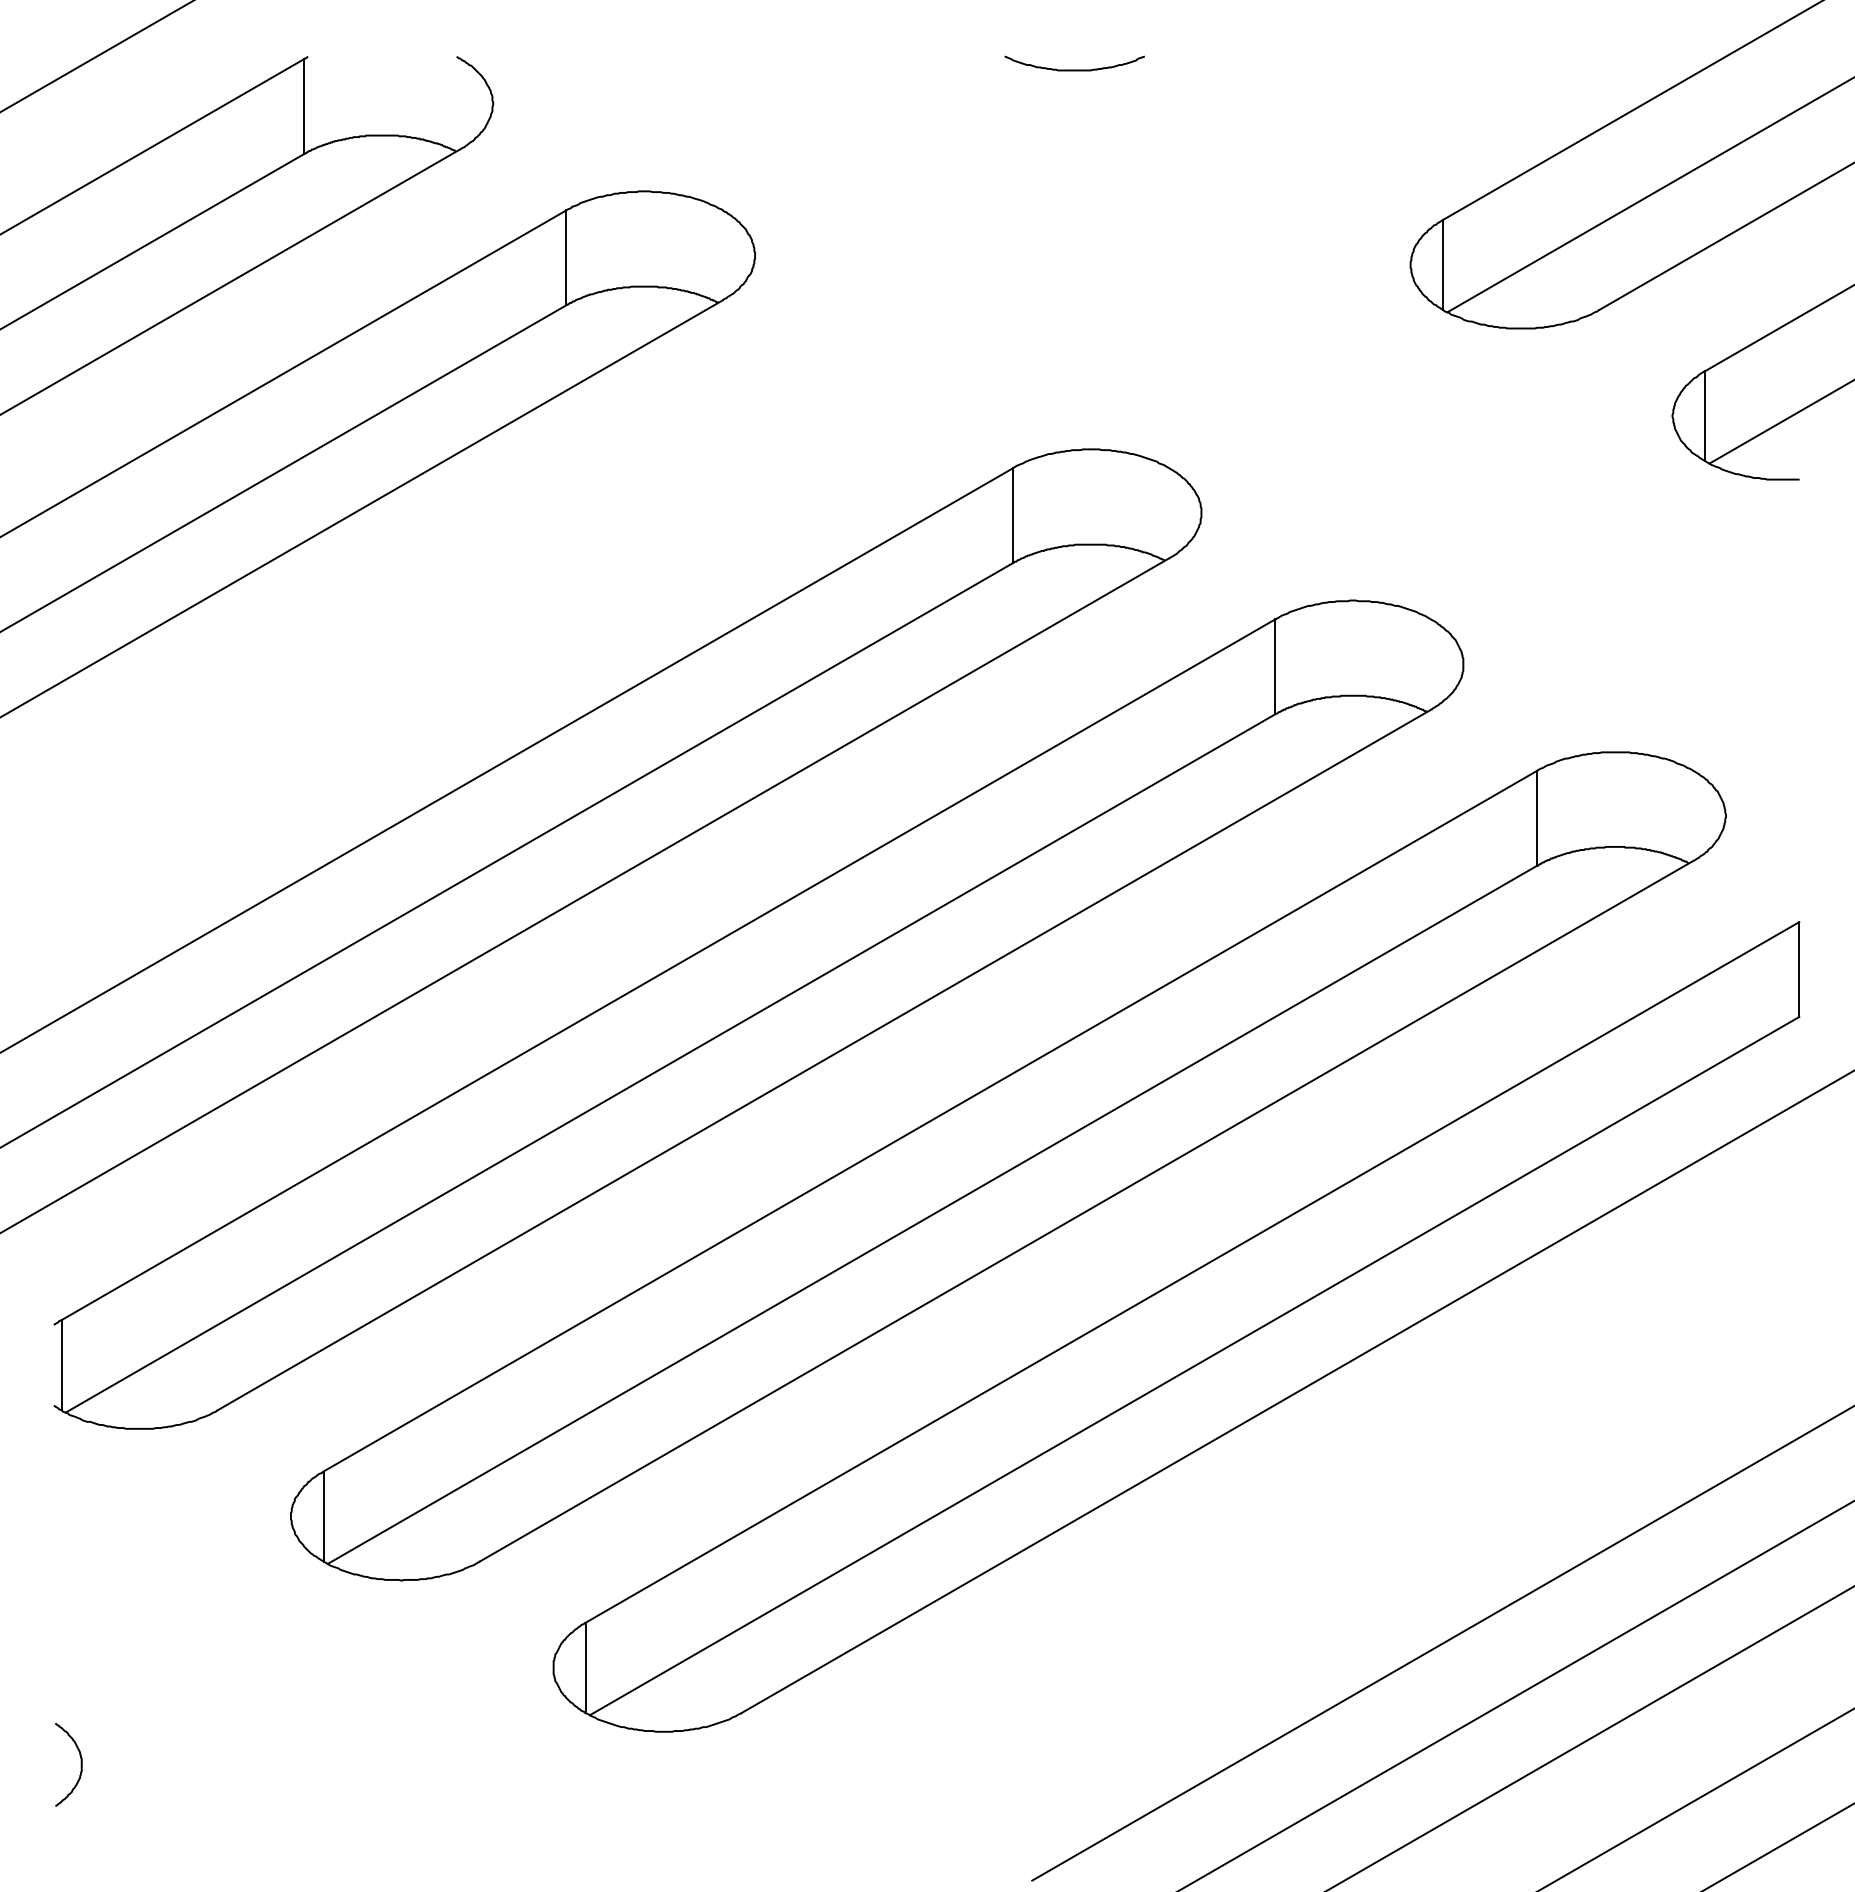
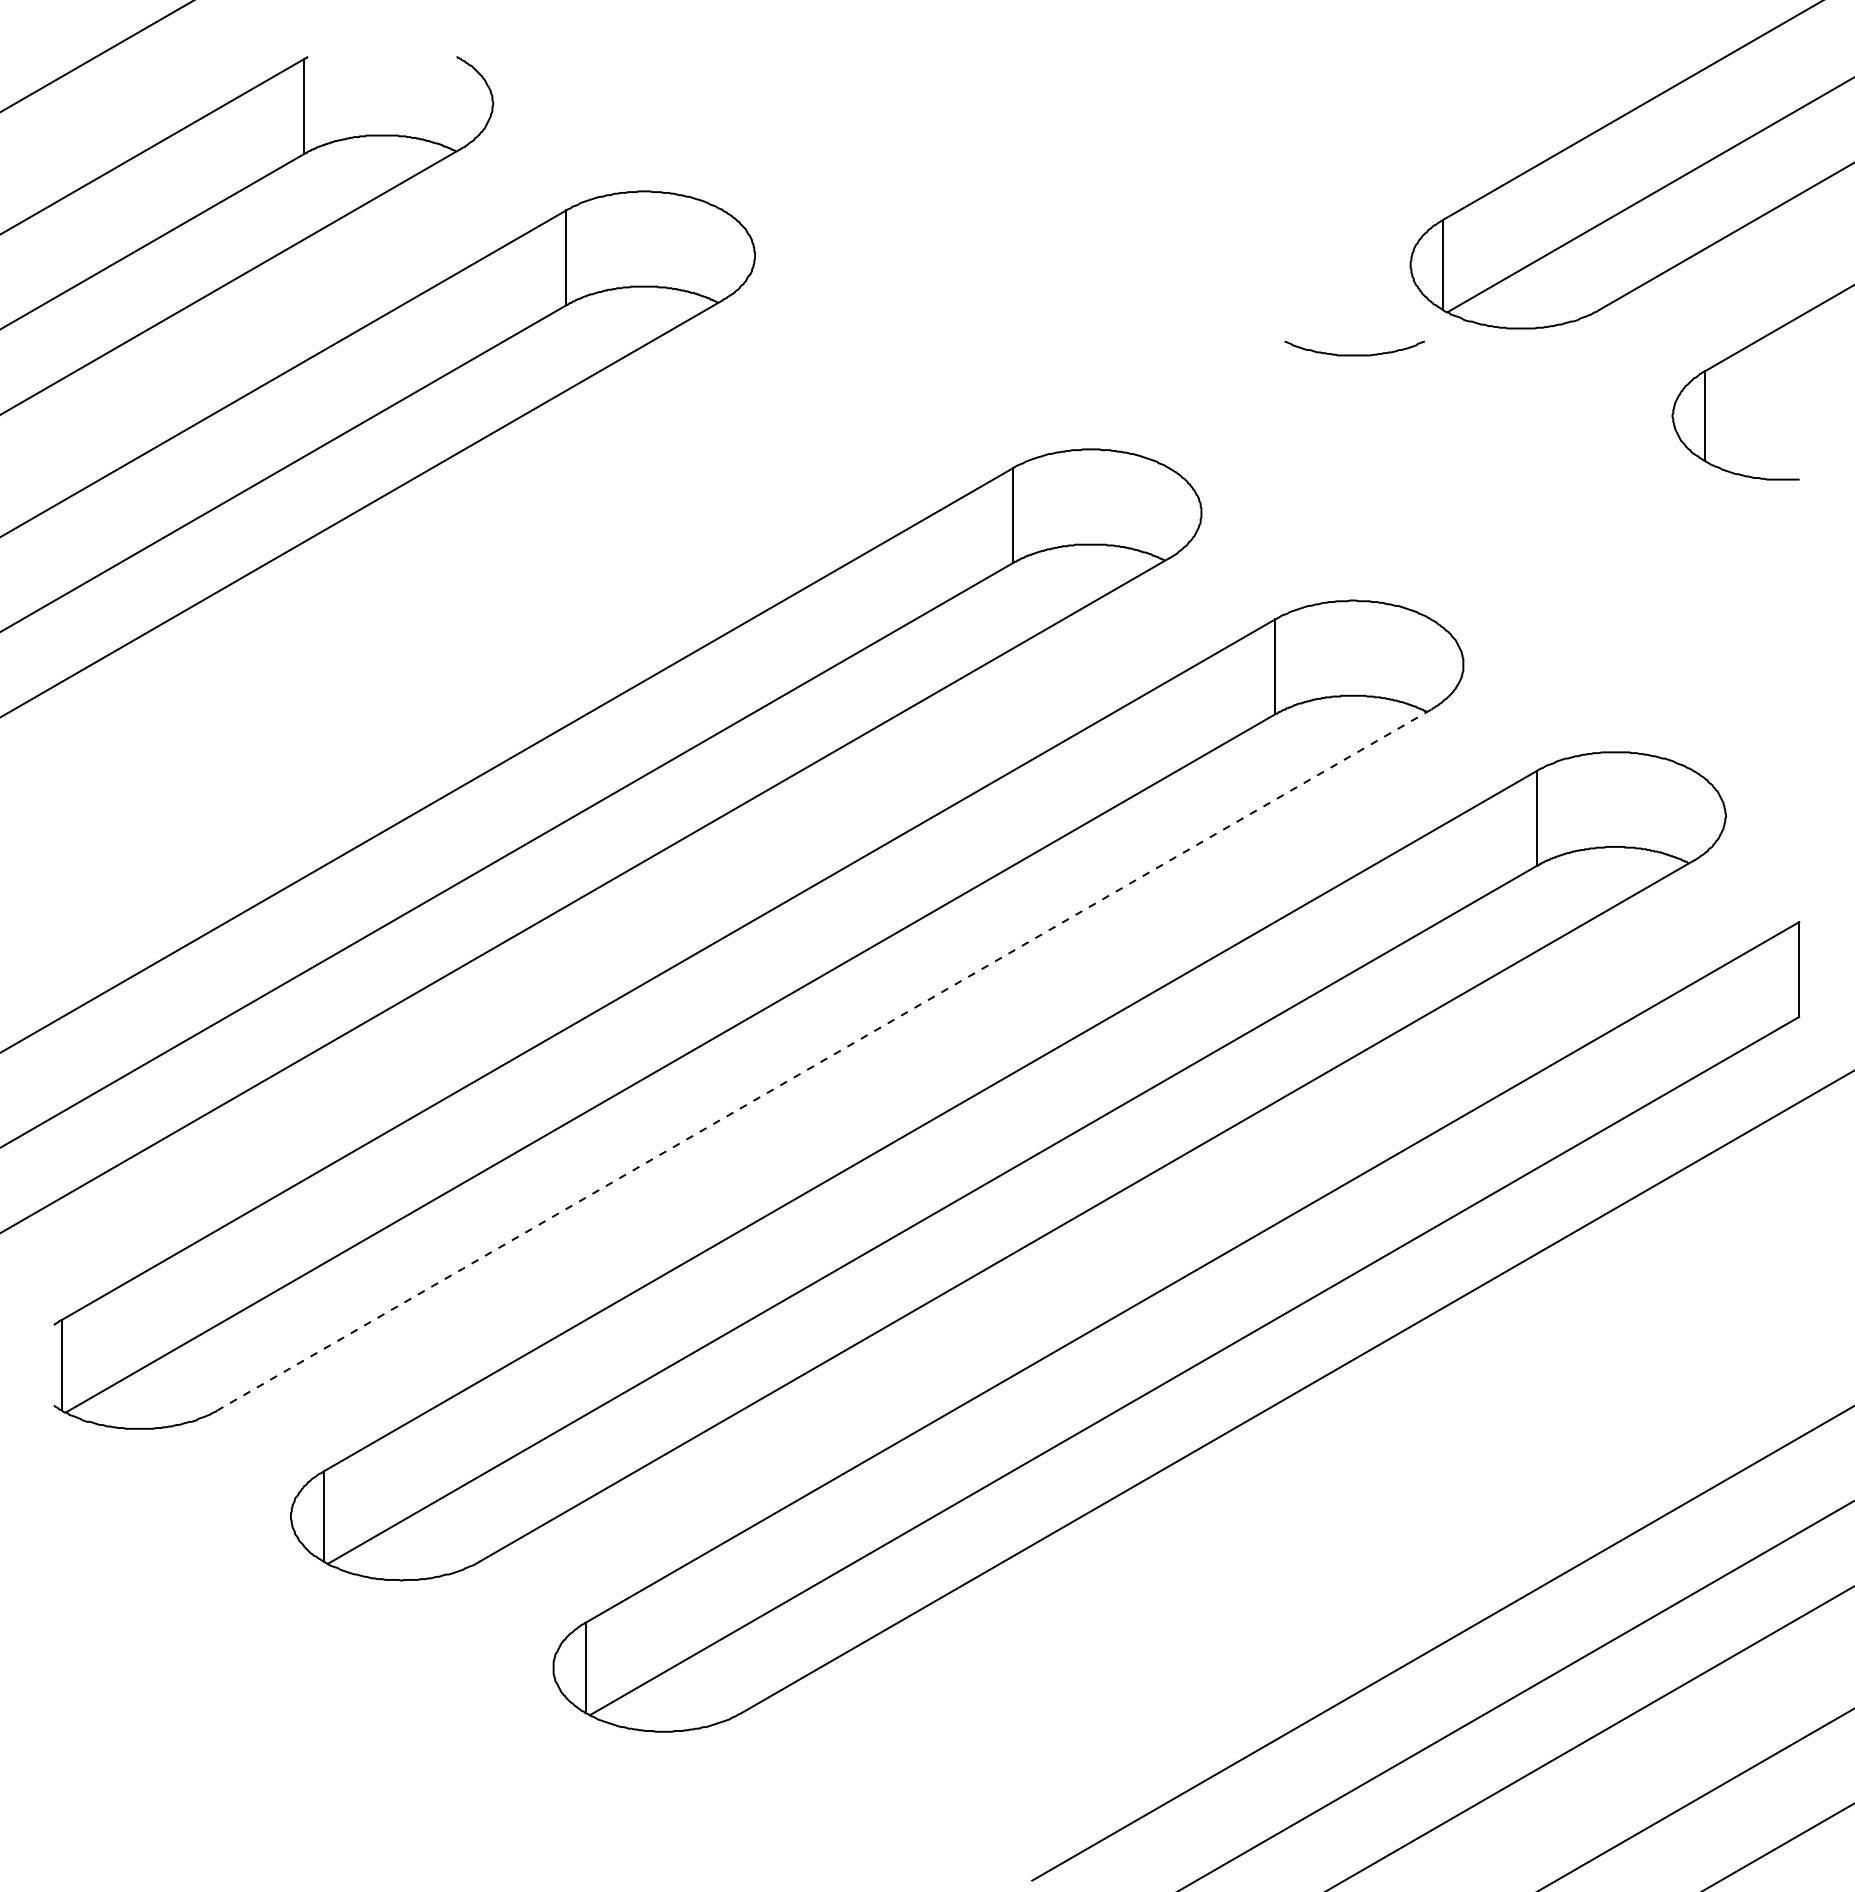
curve position: (1074, 69) -> (1354, 354) (1354, 354)
line: present -> none (1780, 422)
line: solid -> dashed (824, 1059)
curve: present -> none (80, 1764)
